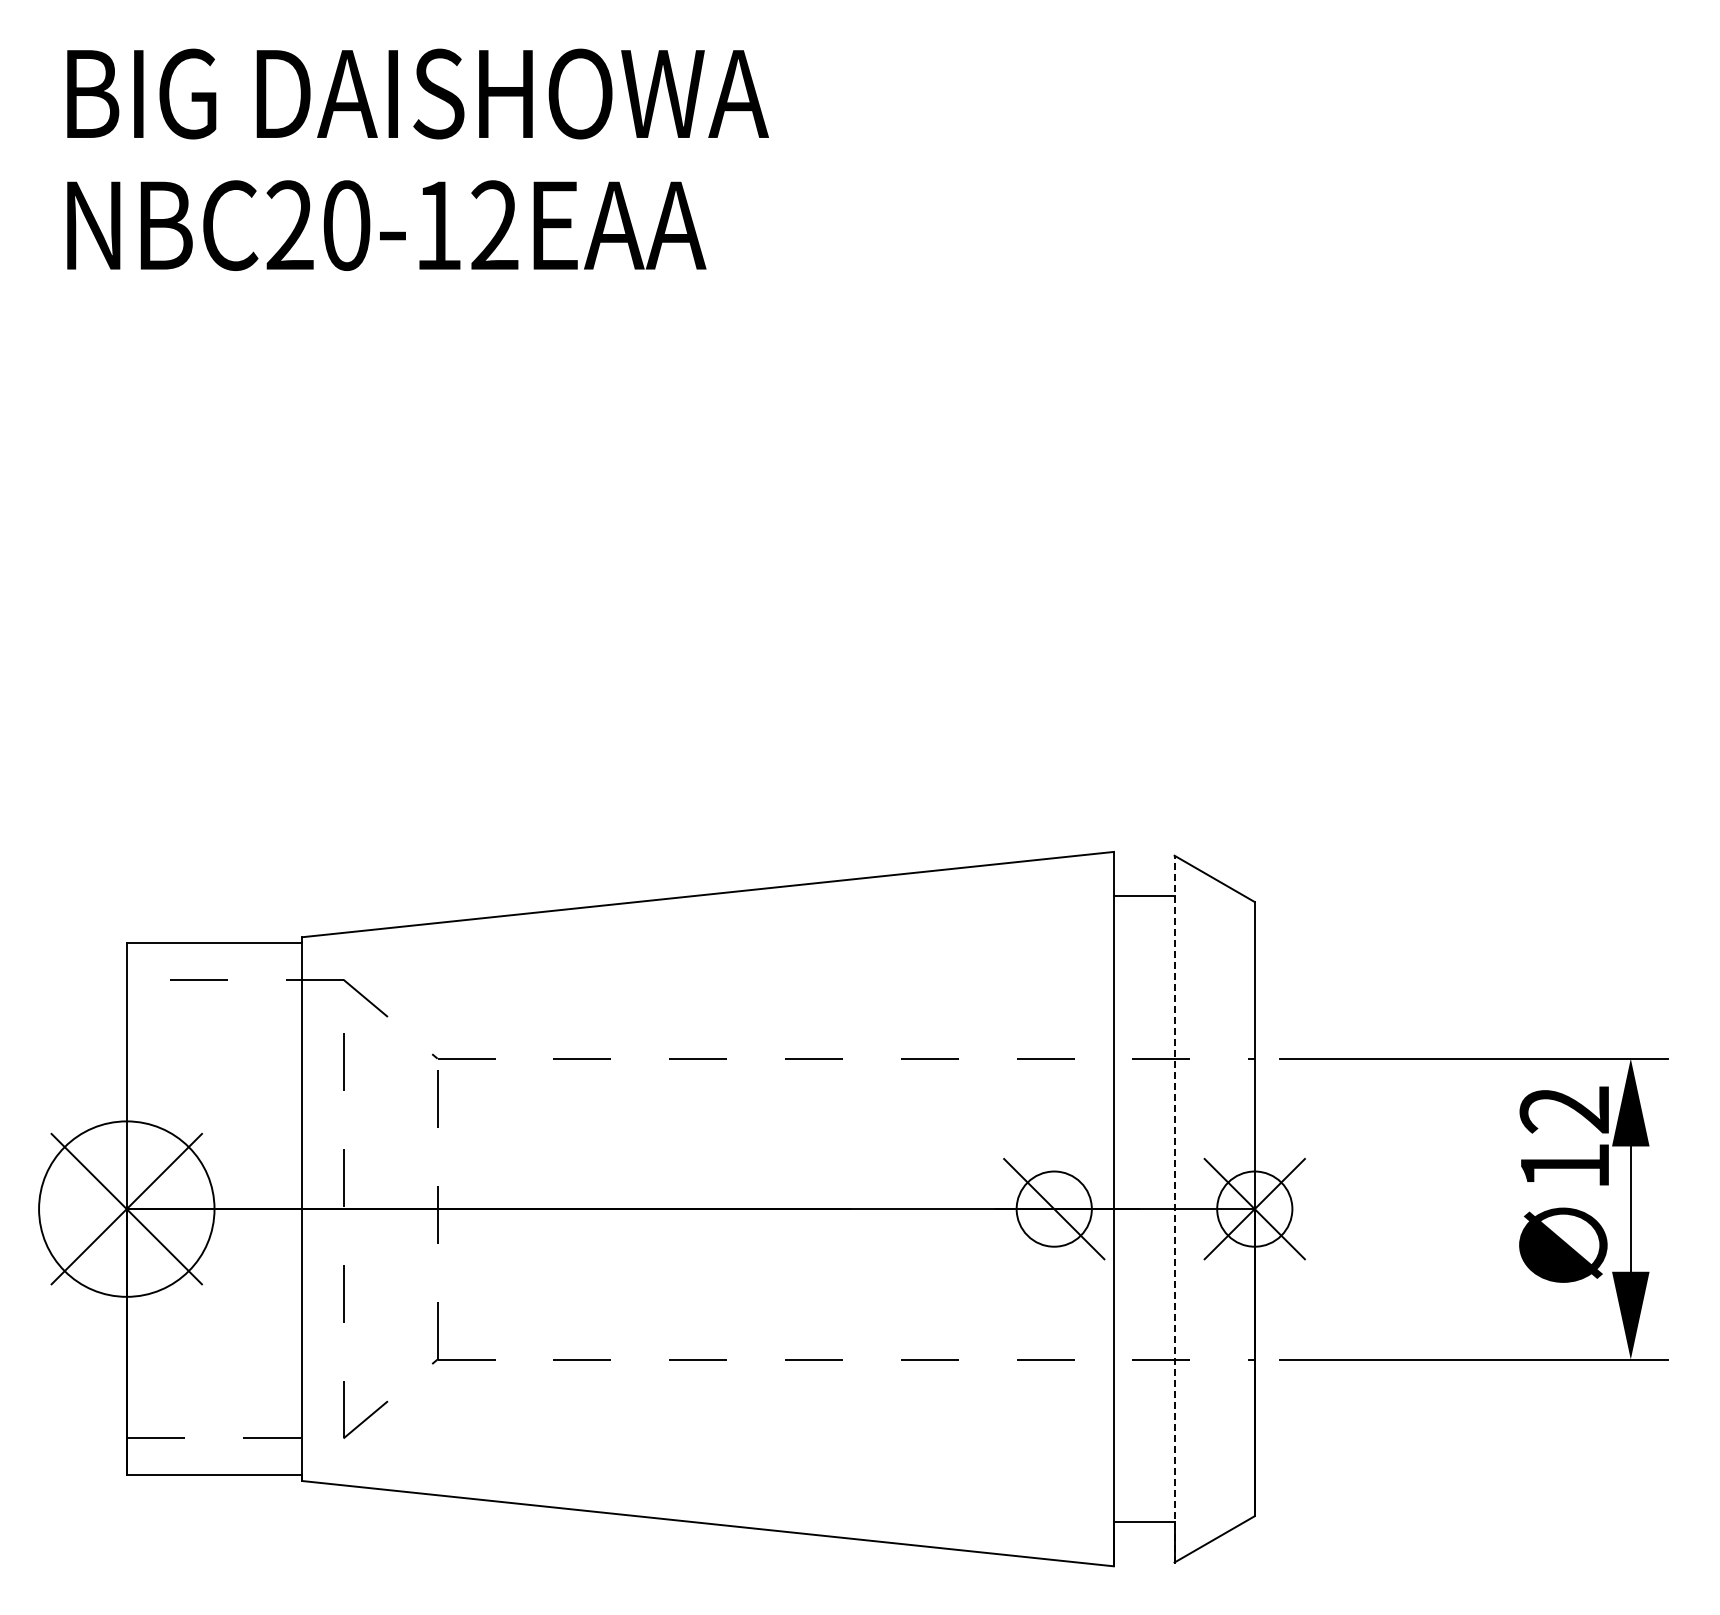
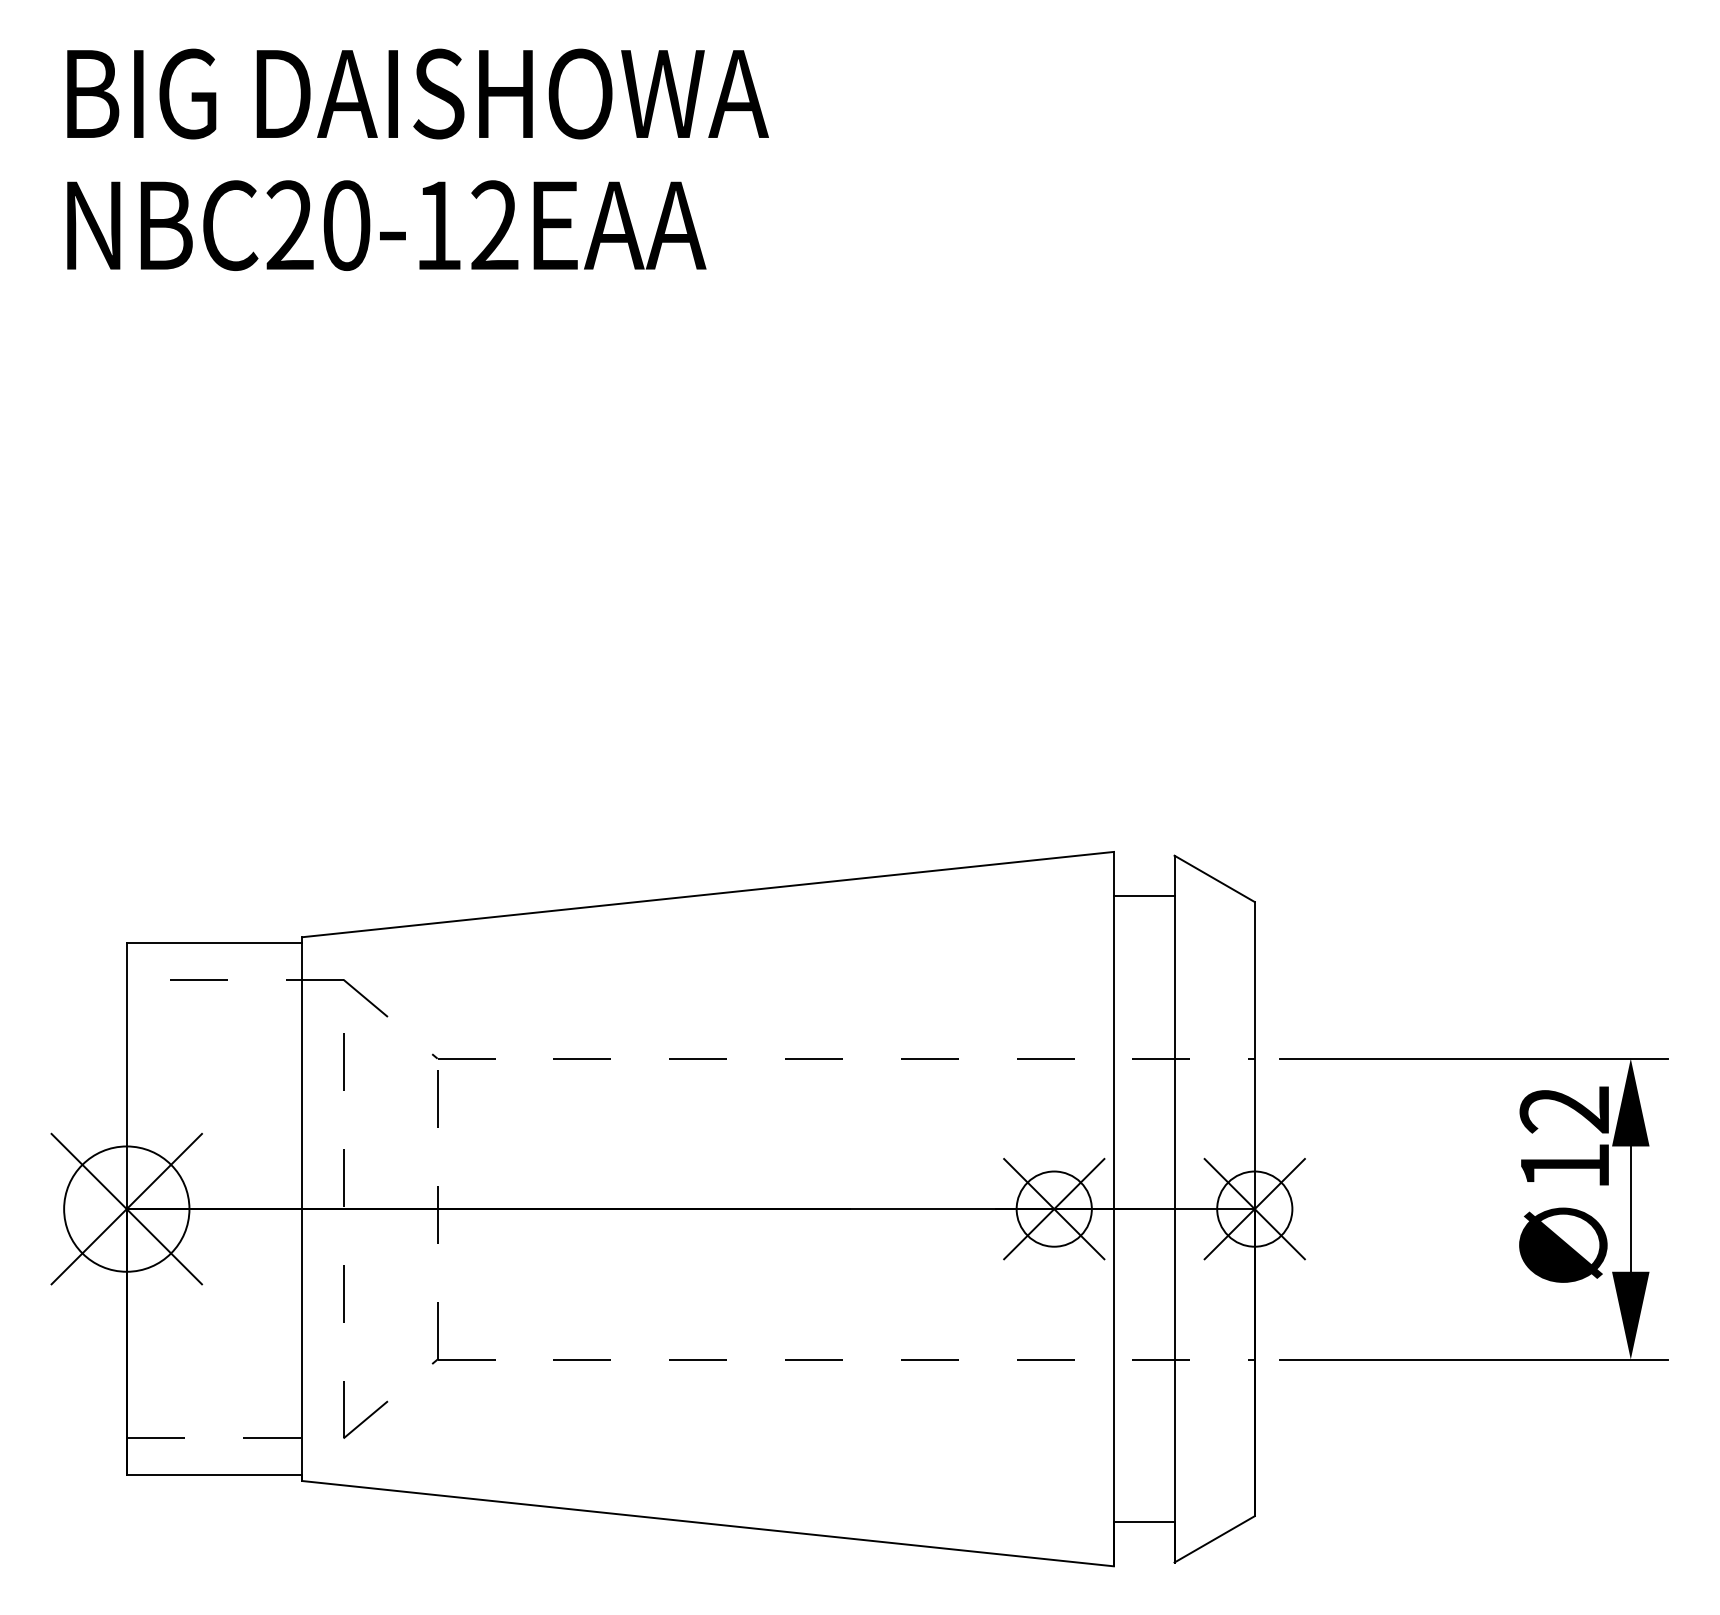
circle diameter: 175 px -> 125 px (126, 1208)
line: none -> present (1054, 1208)
line: dashed -> solid (1174, 1208)
